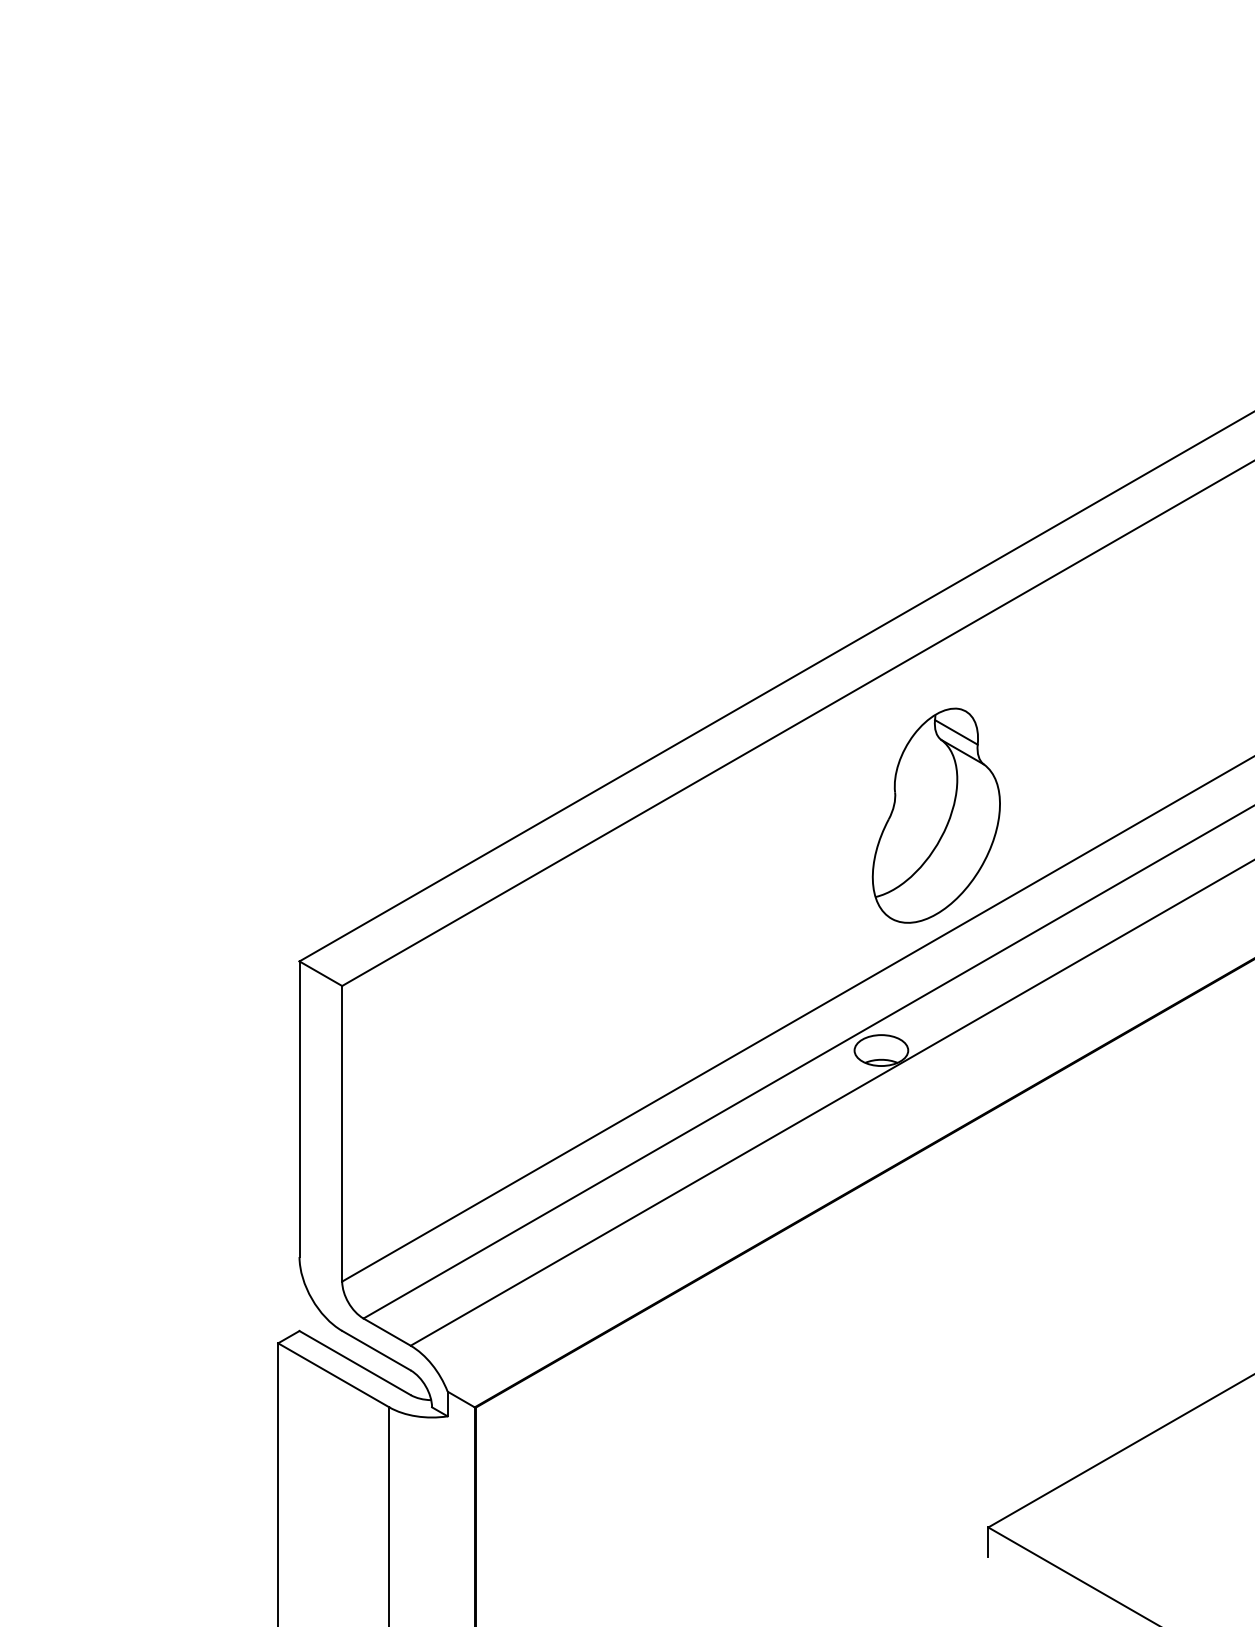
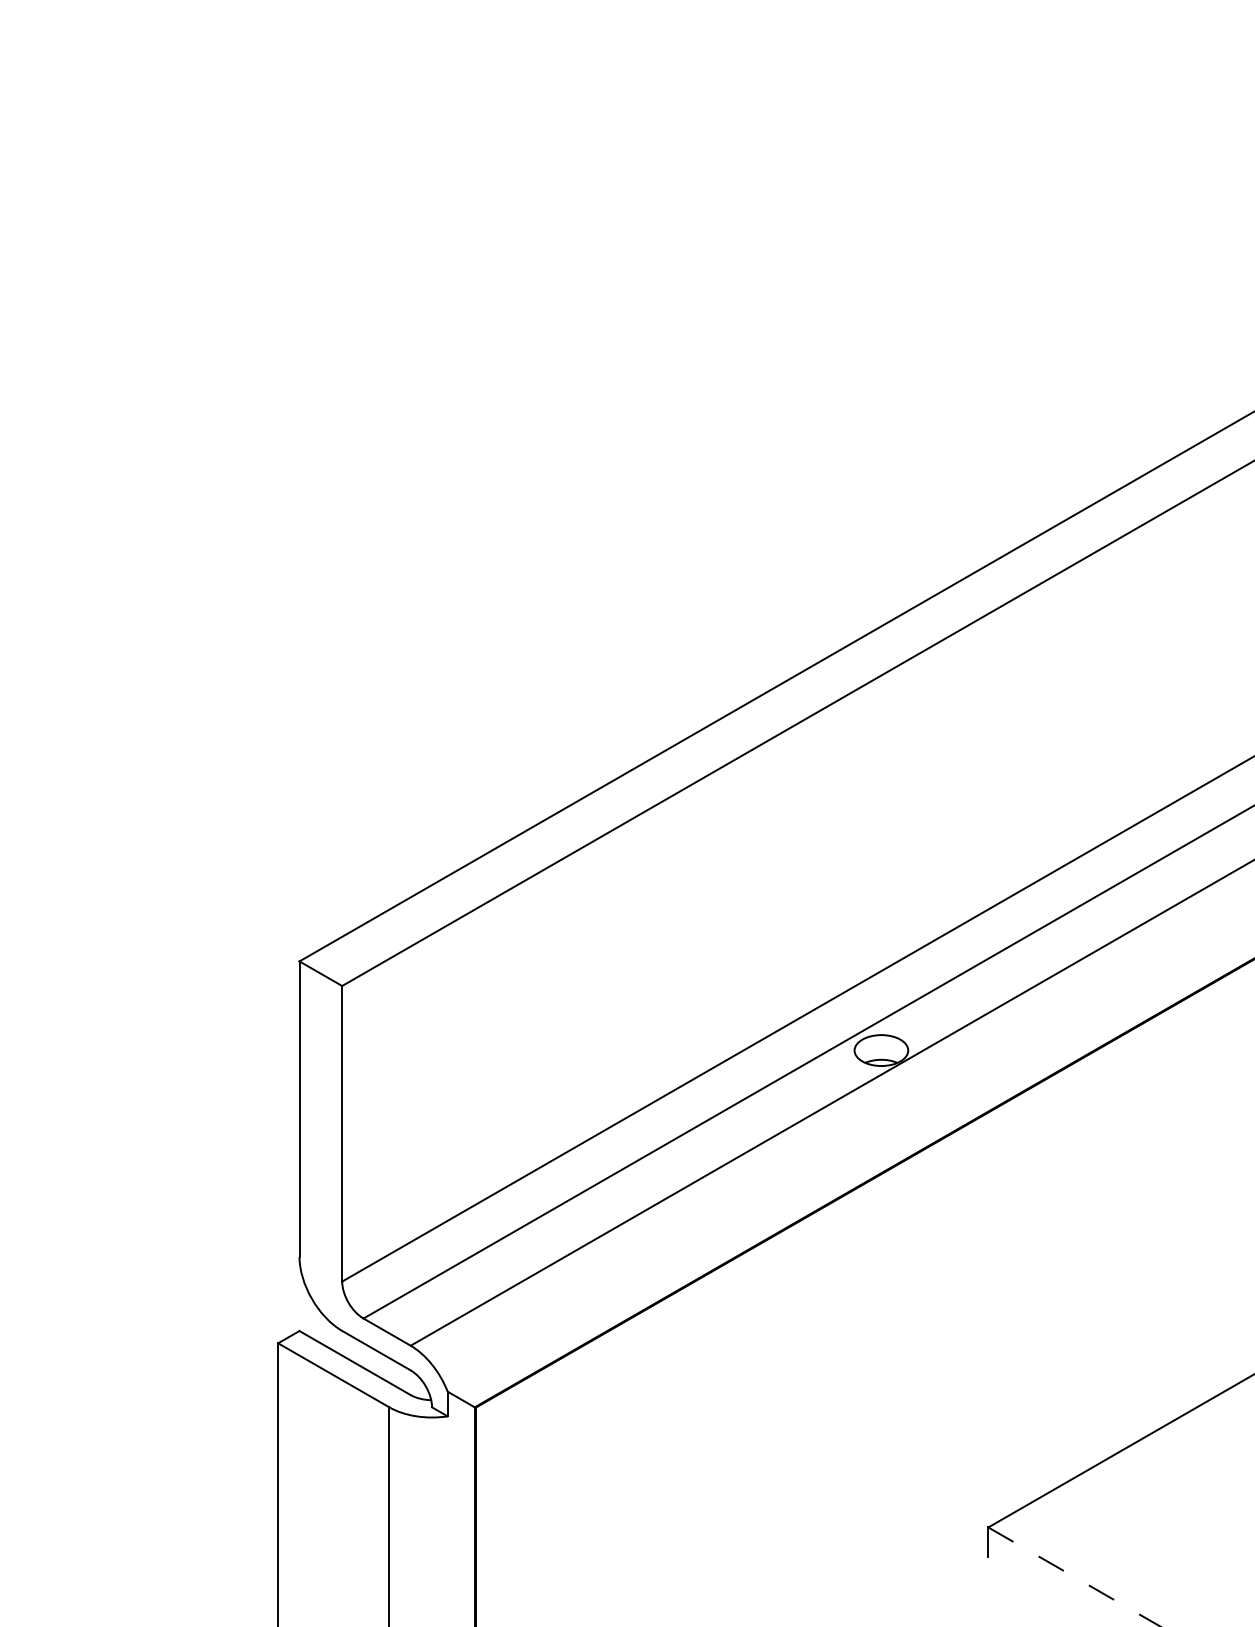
part: present -> none (935, 815)
line: solid -> dashed (1074, 1577)
